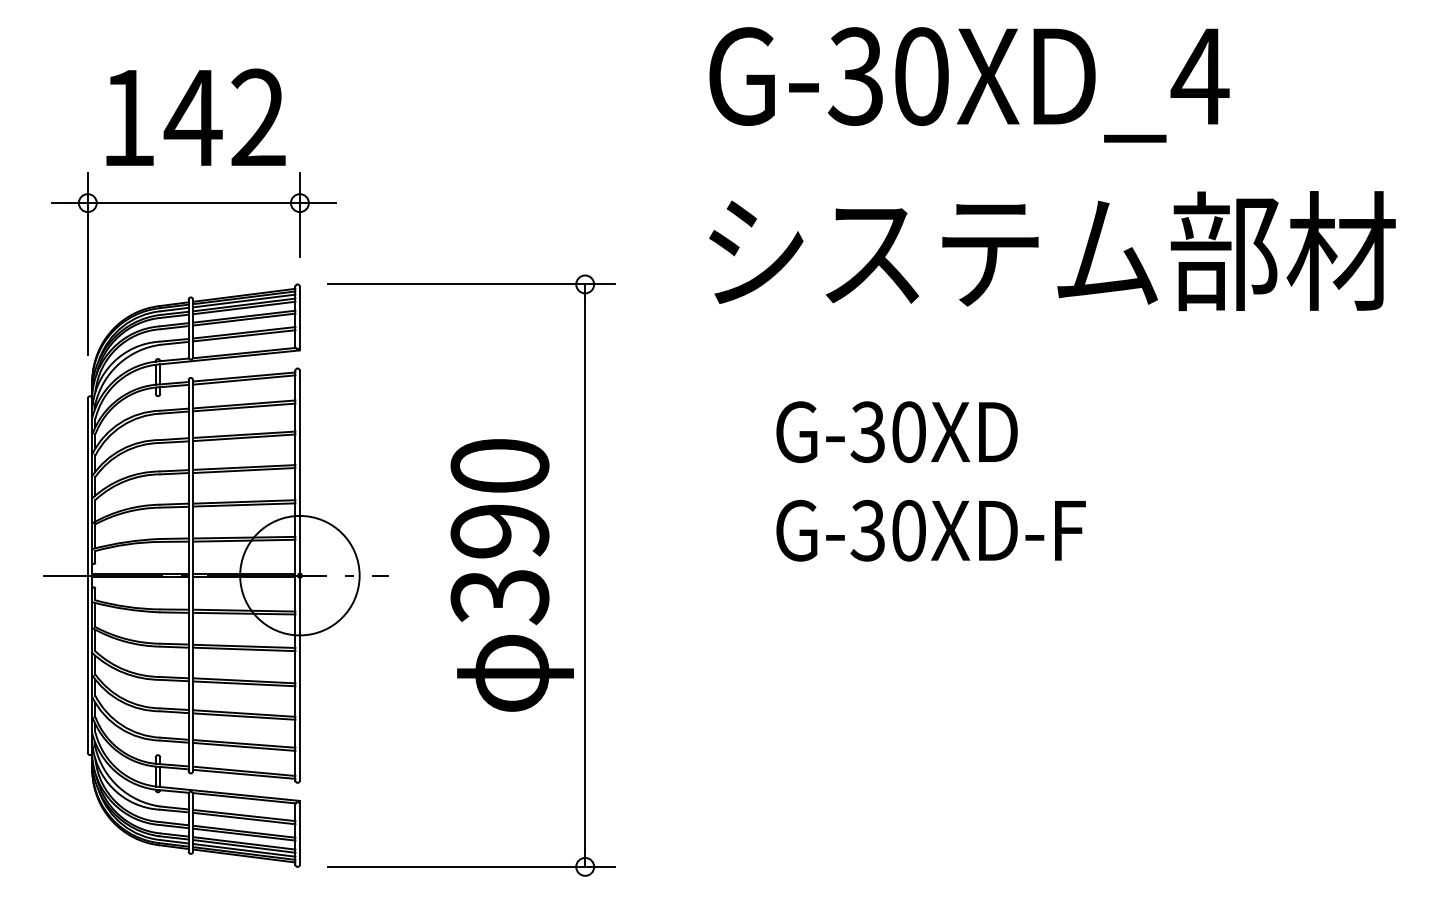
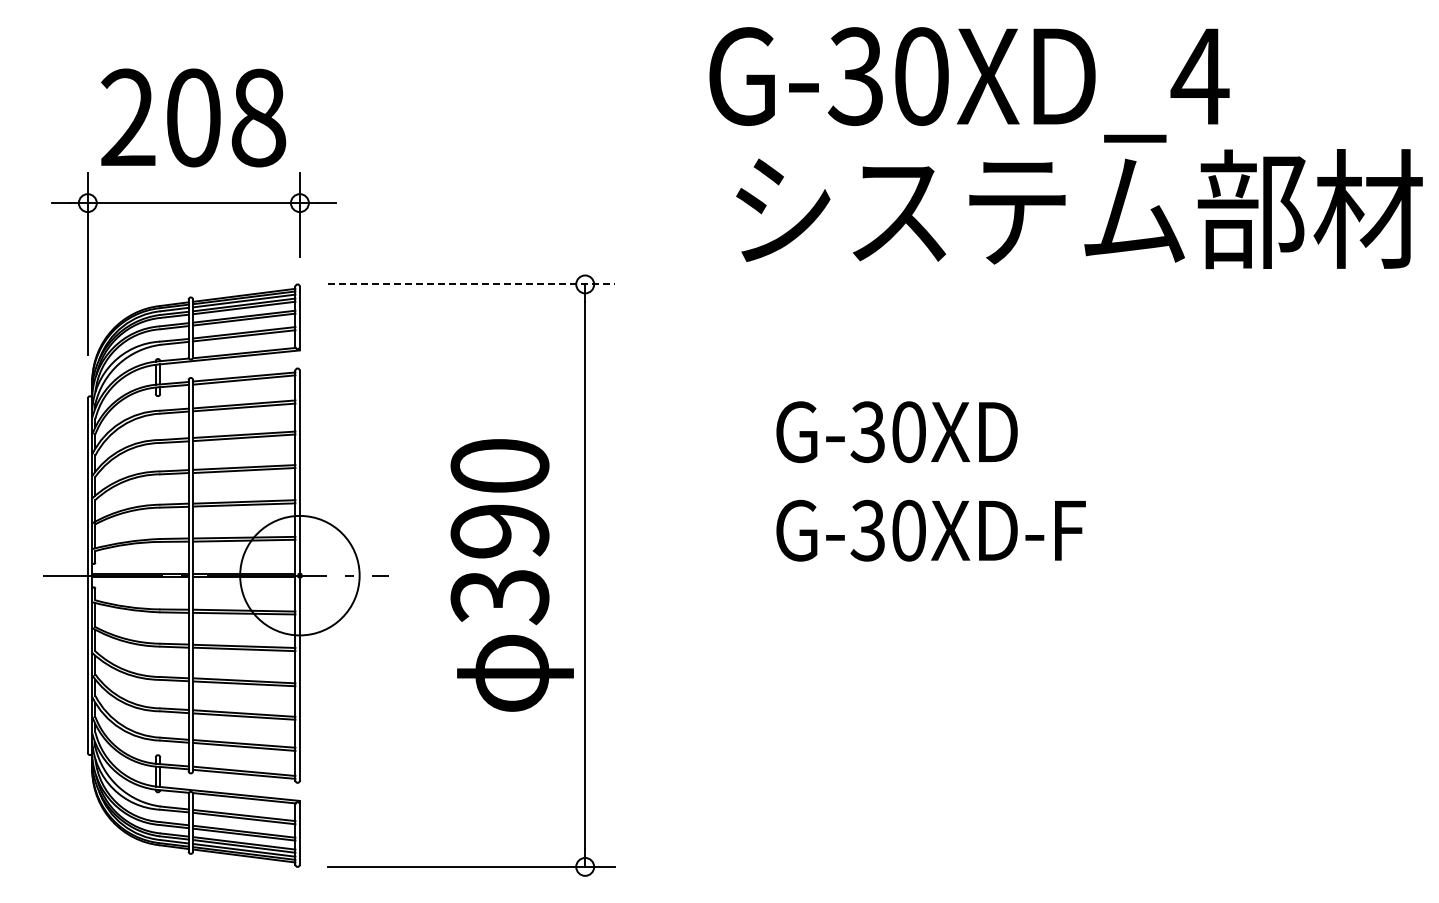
text: 142 -> 208 (193, 117)
text position: (1052, 250) -> (1079, 208) (1079, 208)
line: solid -> dashed (471, 284)
